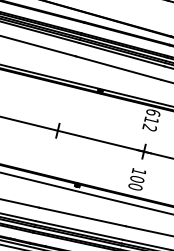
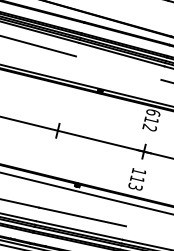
line: present -> none (118, 67)
text: 100 -> 113 (136, 182)
line: present -> none (148, 230)
